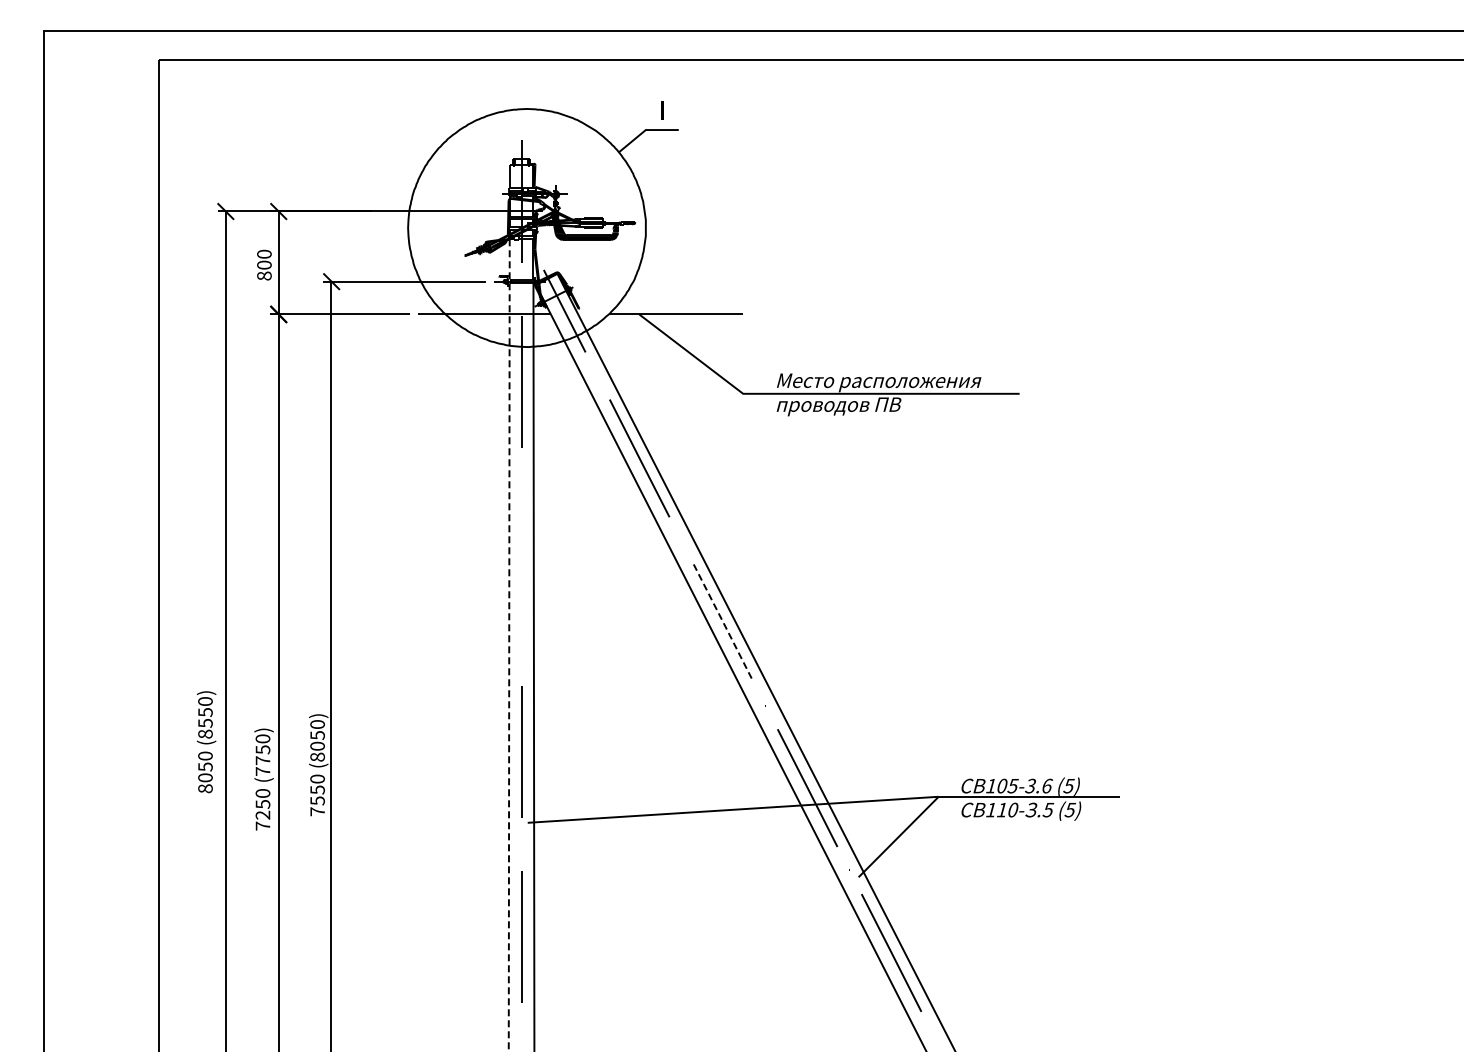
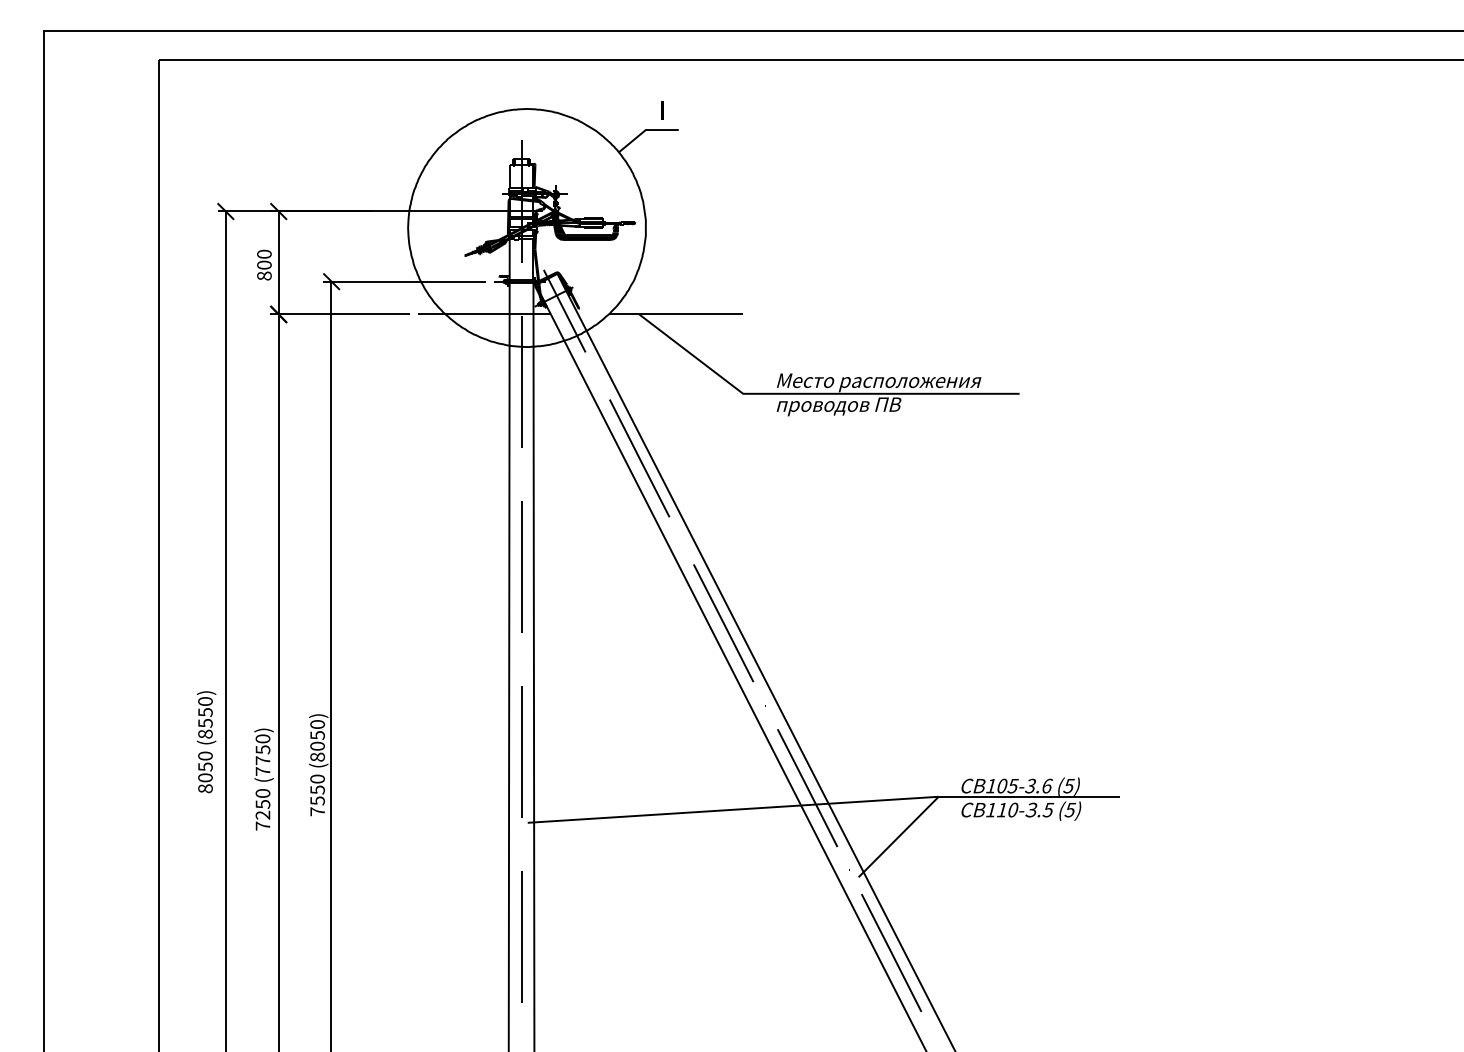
line: none -> present (521, 566)
line: dashed -> solid (723, 623)
line: dashed -> solid (509, 645)
